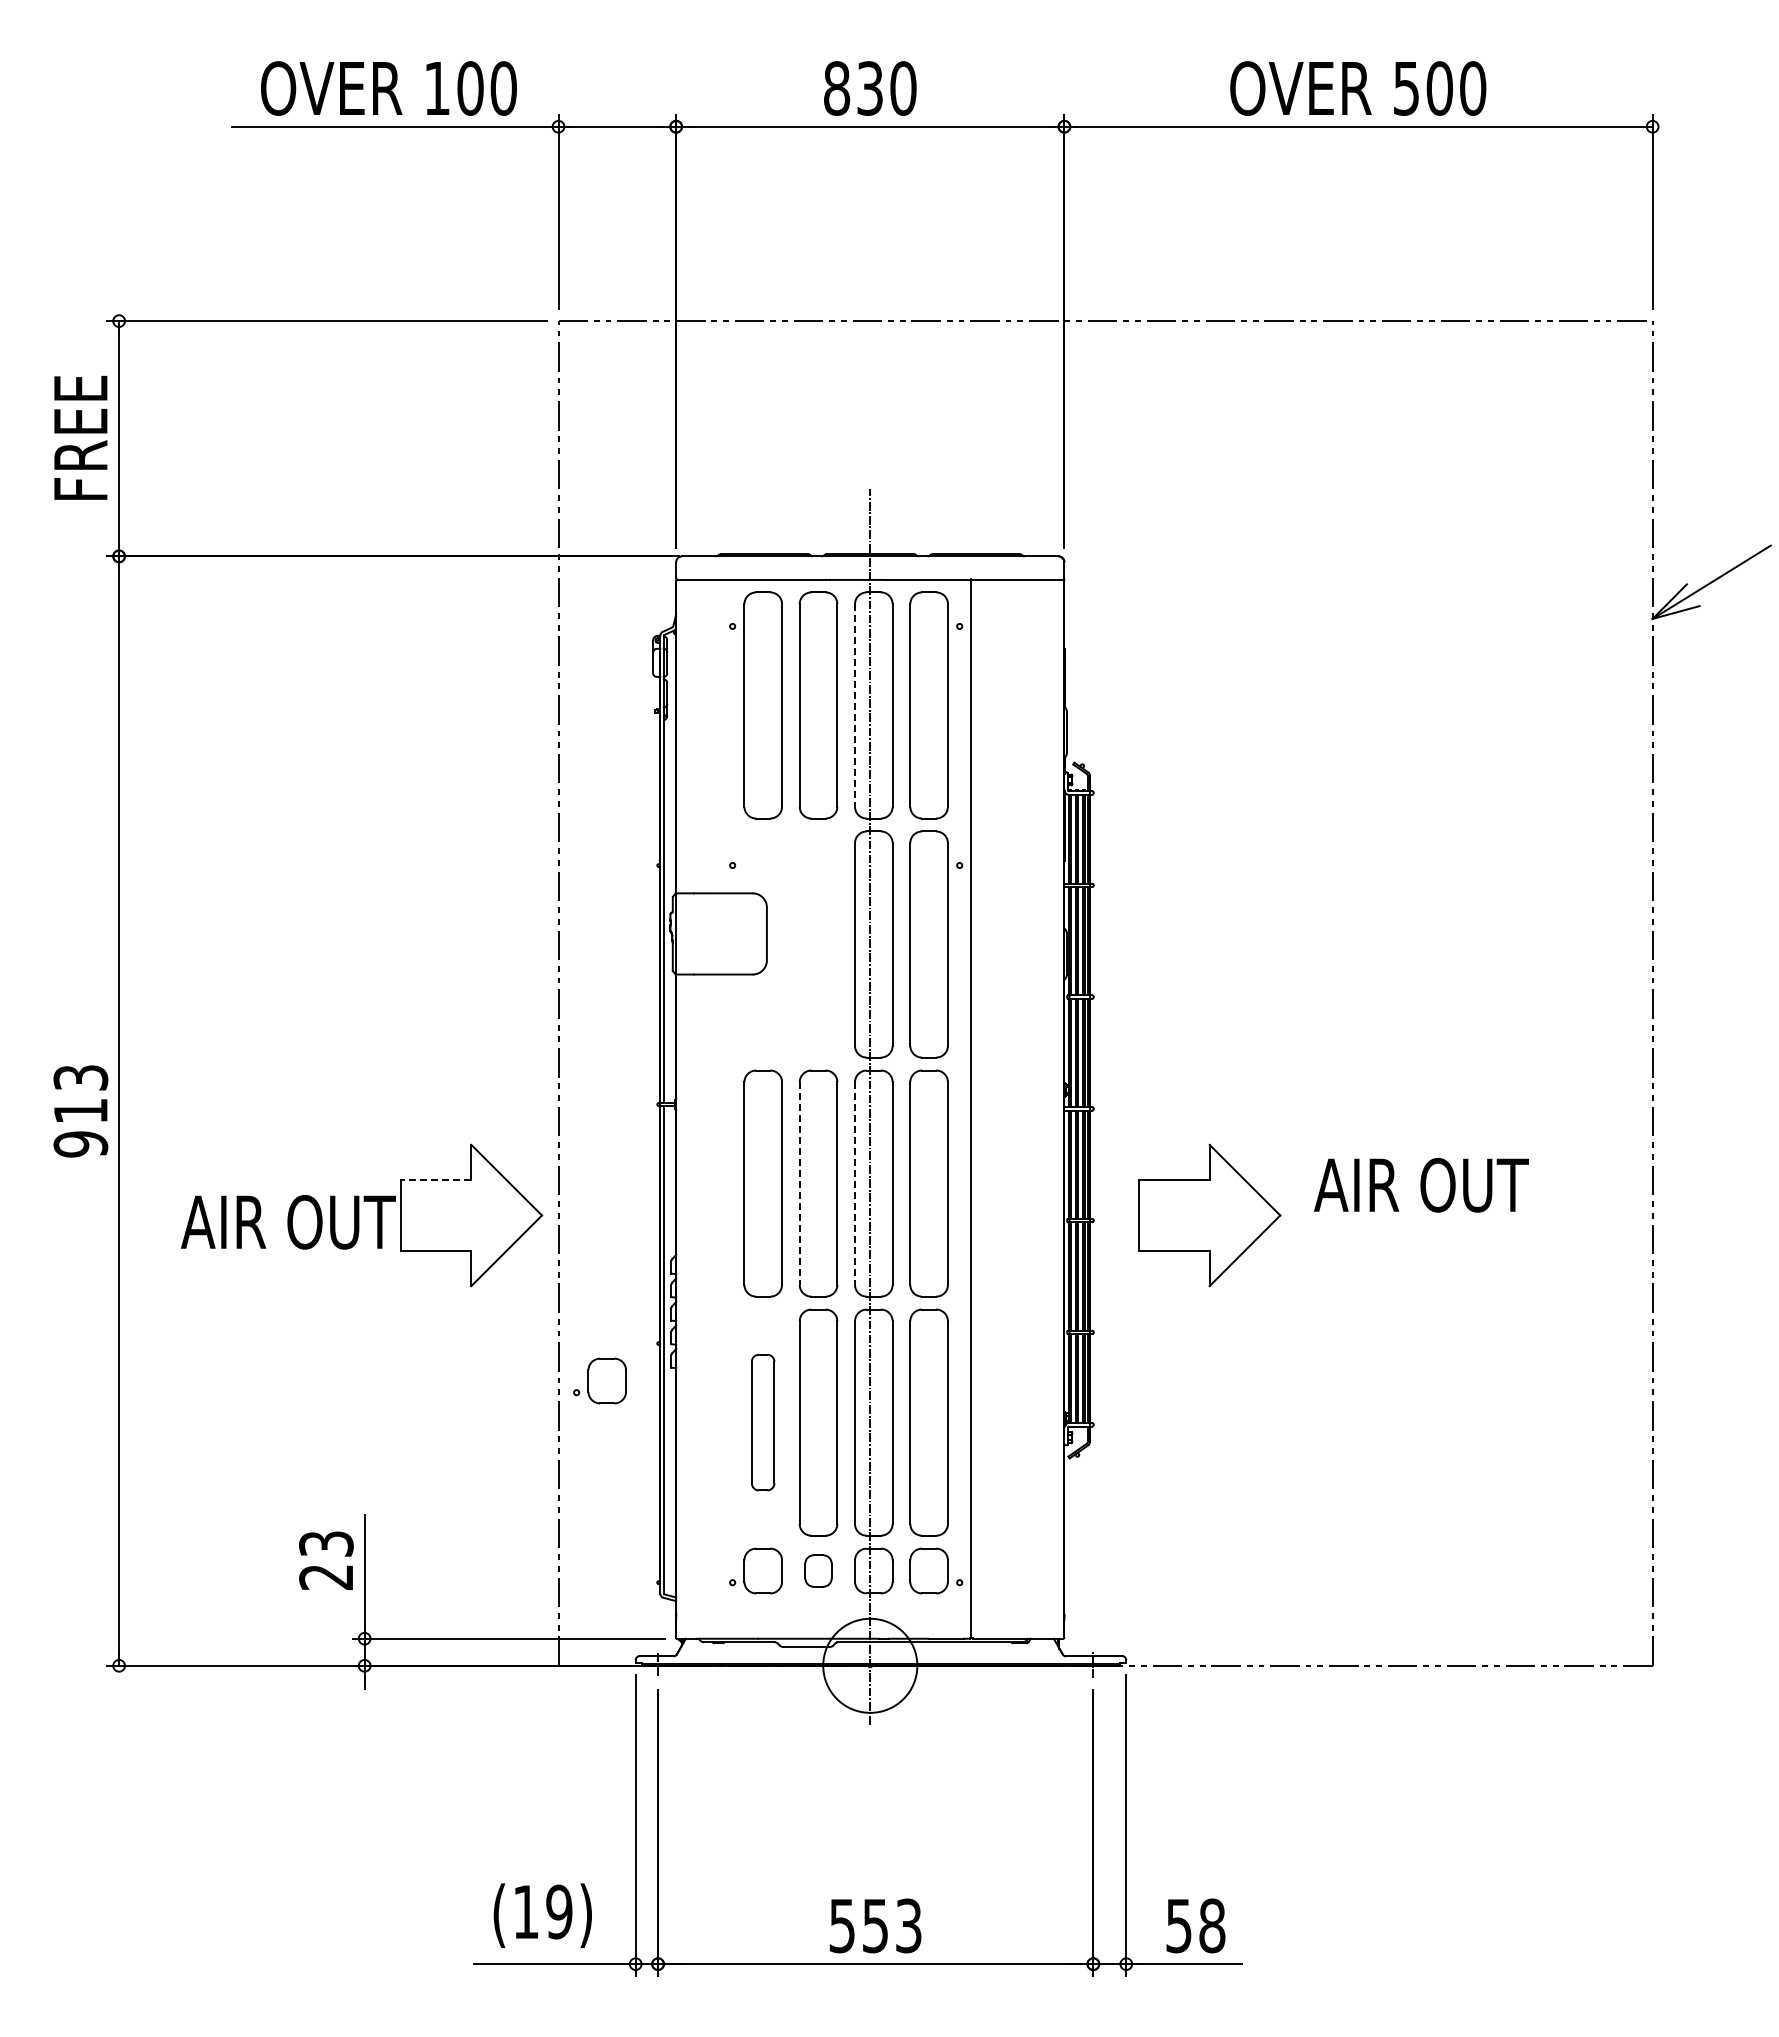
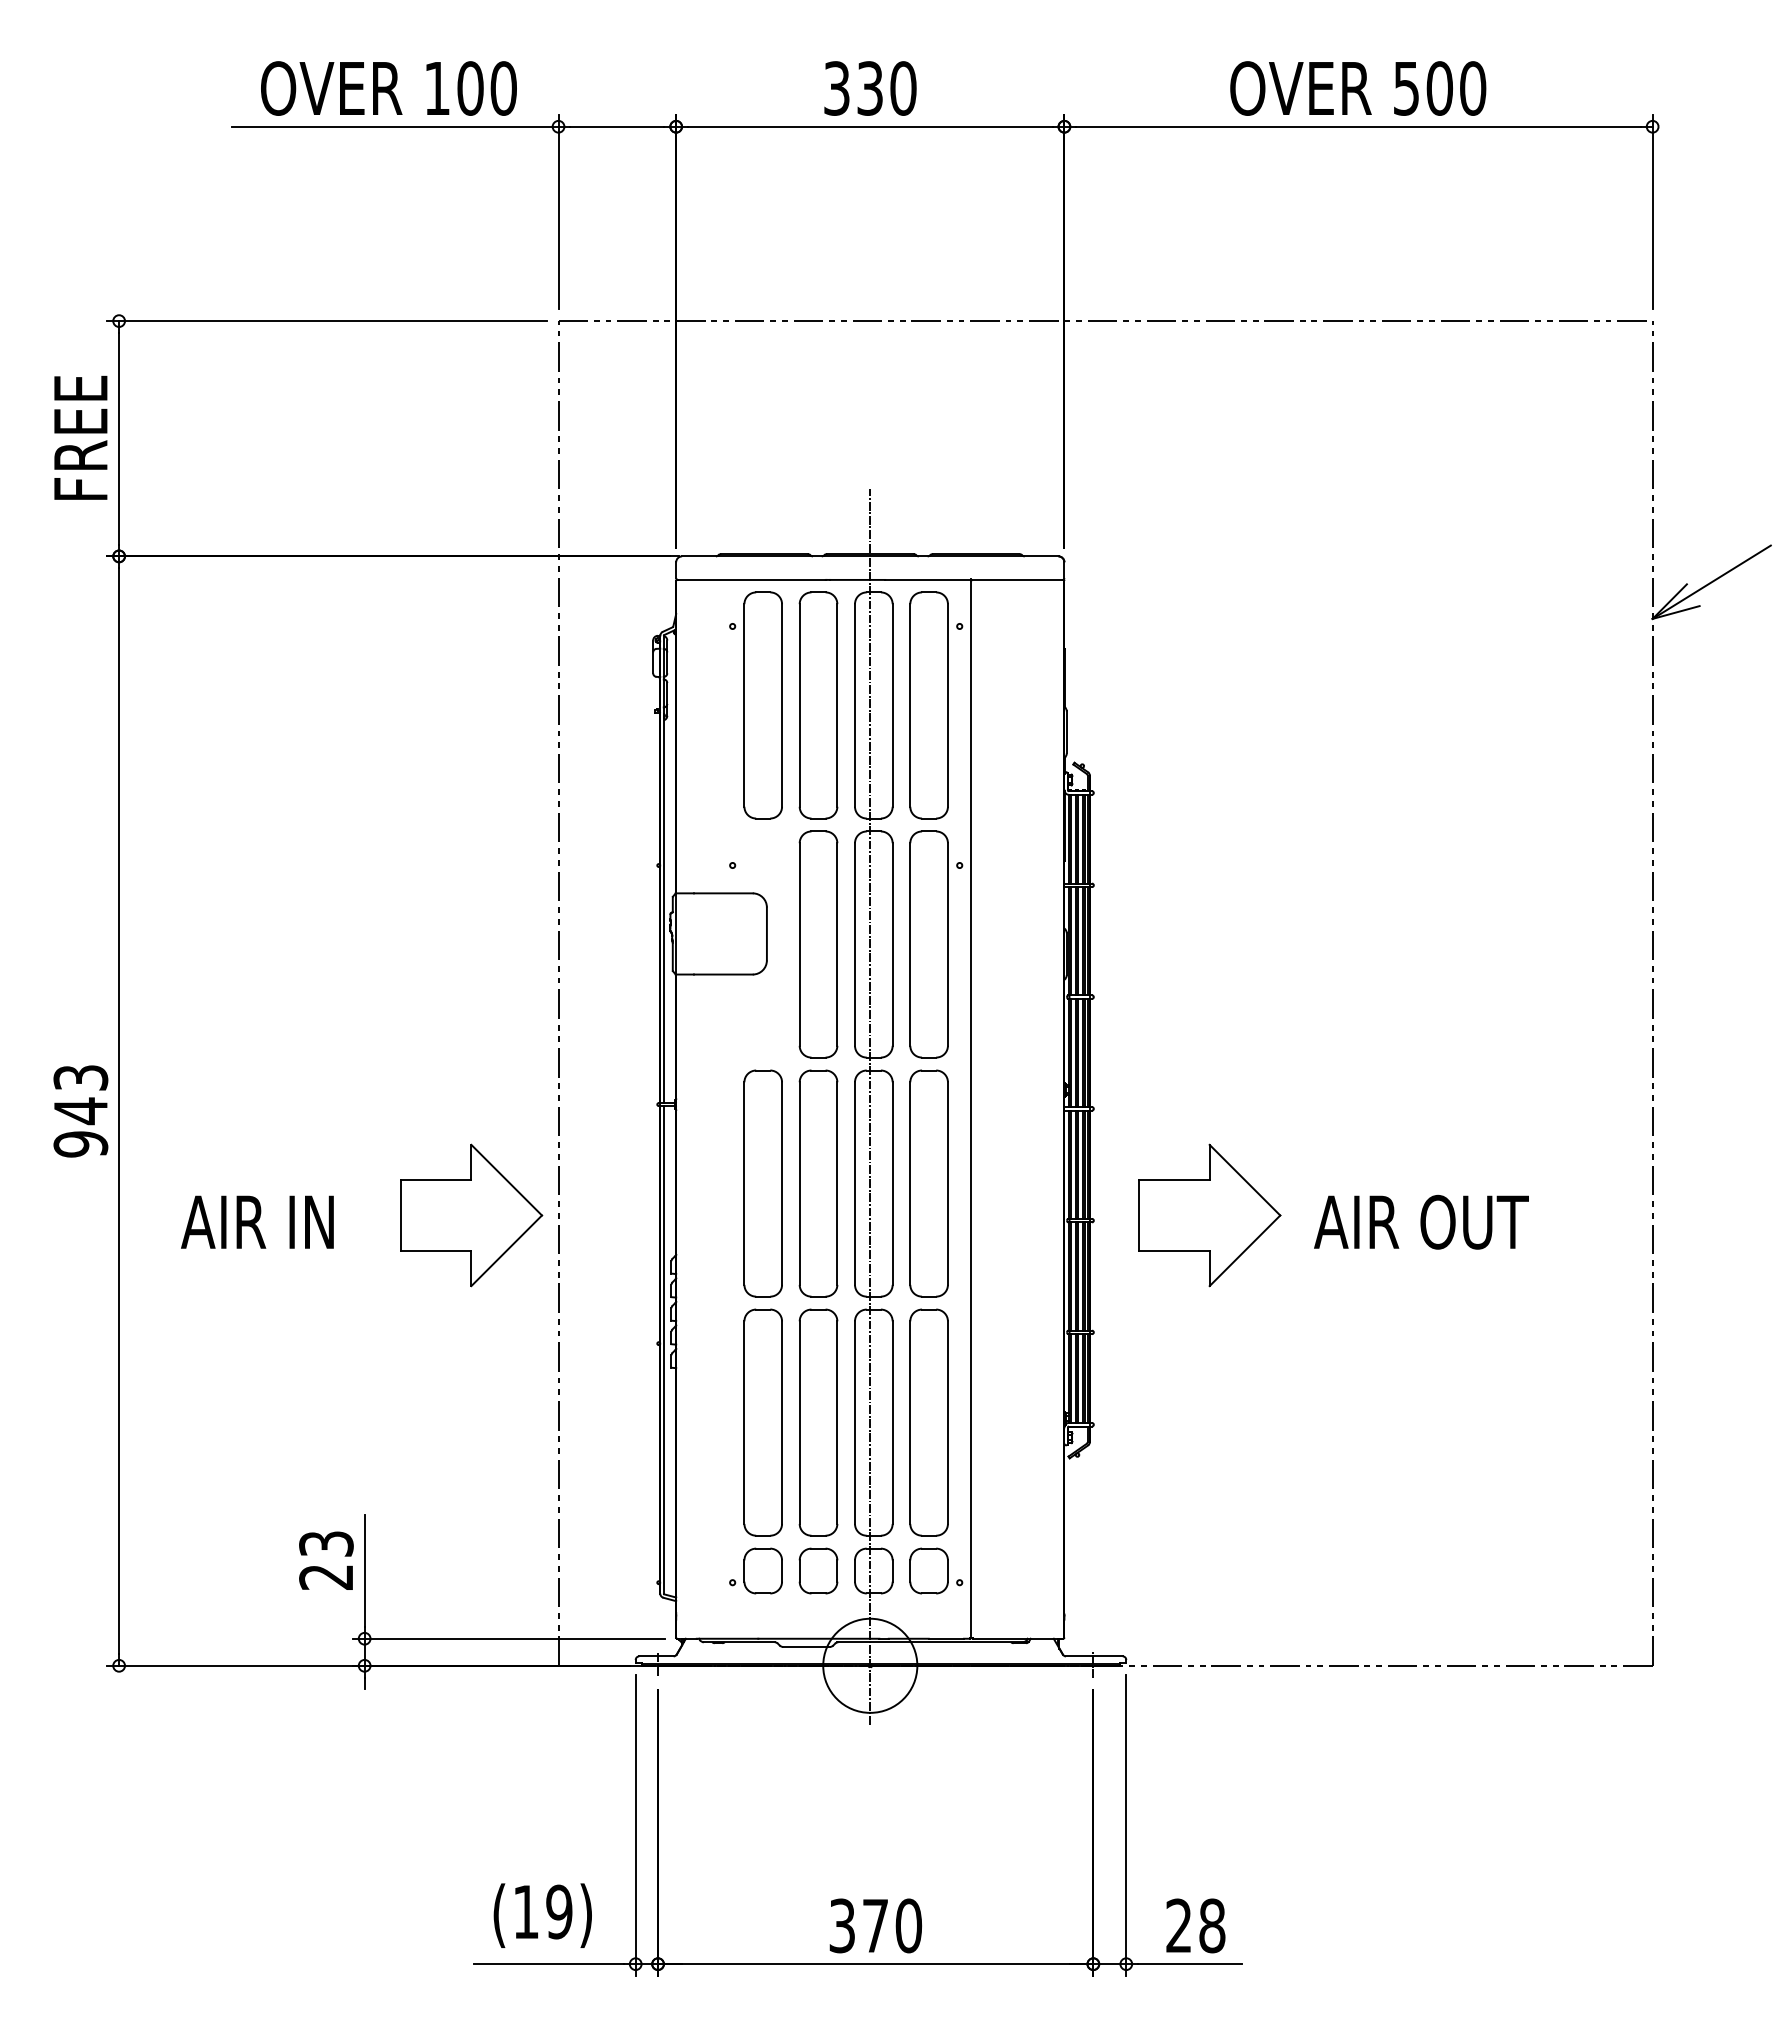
text: 830 -> 330 (837, 88)
line: dashed -> solid (855, 705)
part: none -> present (818, 944)
text: 913 -> 943 (80, 1111)
line: dashed -> solid (435, 1180)
line: dashed -> solid (799, 1184)
line: dashed -> solid (855, 1184)
text position: (1421, 1184) -> (1421, 1221) (1421, 1221)
text: AIR OUT -> AIR IN (341, 1221)
part: present -> none (599, 1380)
part size: 25x139 px -> 40x229 px (762, 1422)
part size: 29x34 px -> 41x48 px (818, 1570)
text: 553 -> 370 (876, 1925)
text: 58 -> 28 (1178, 1925)
